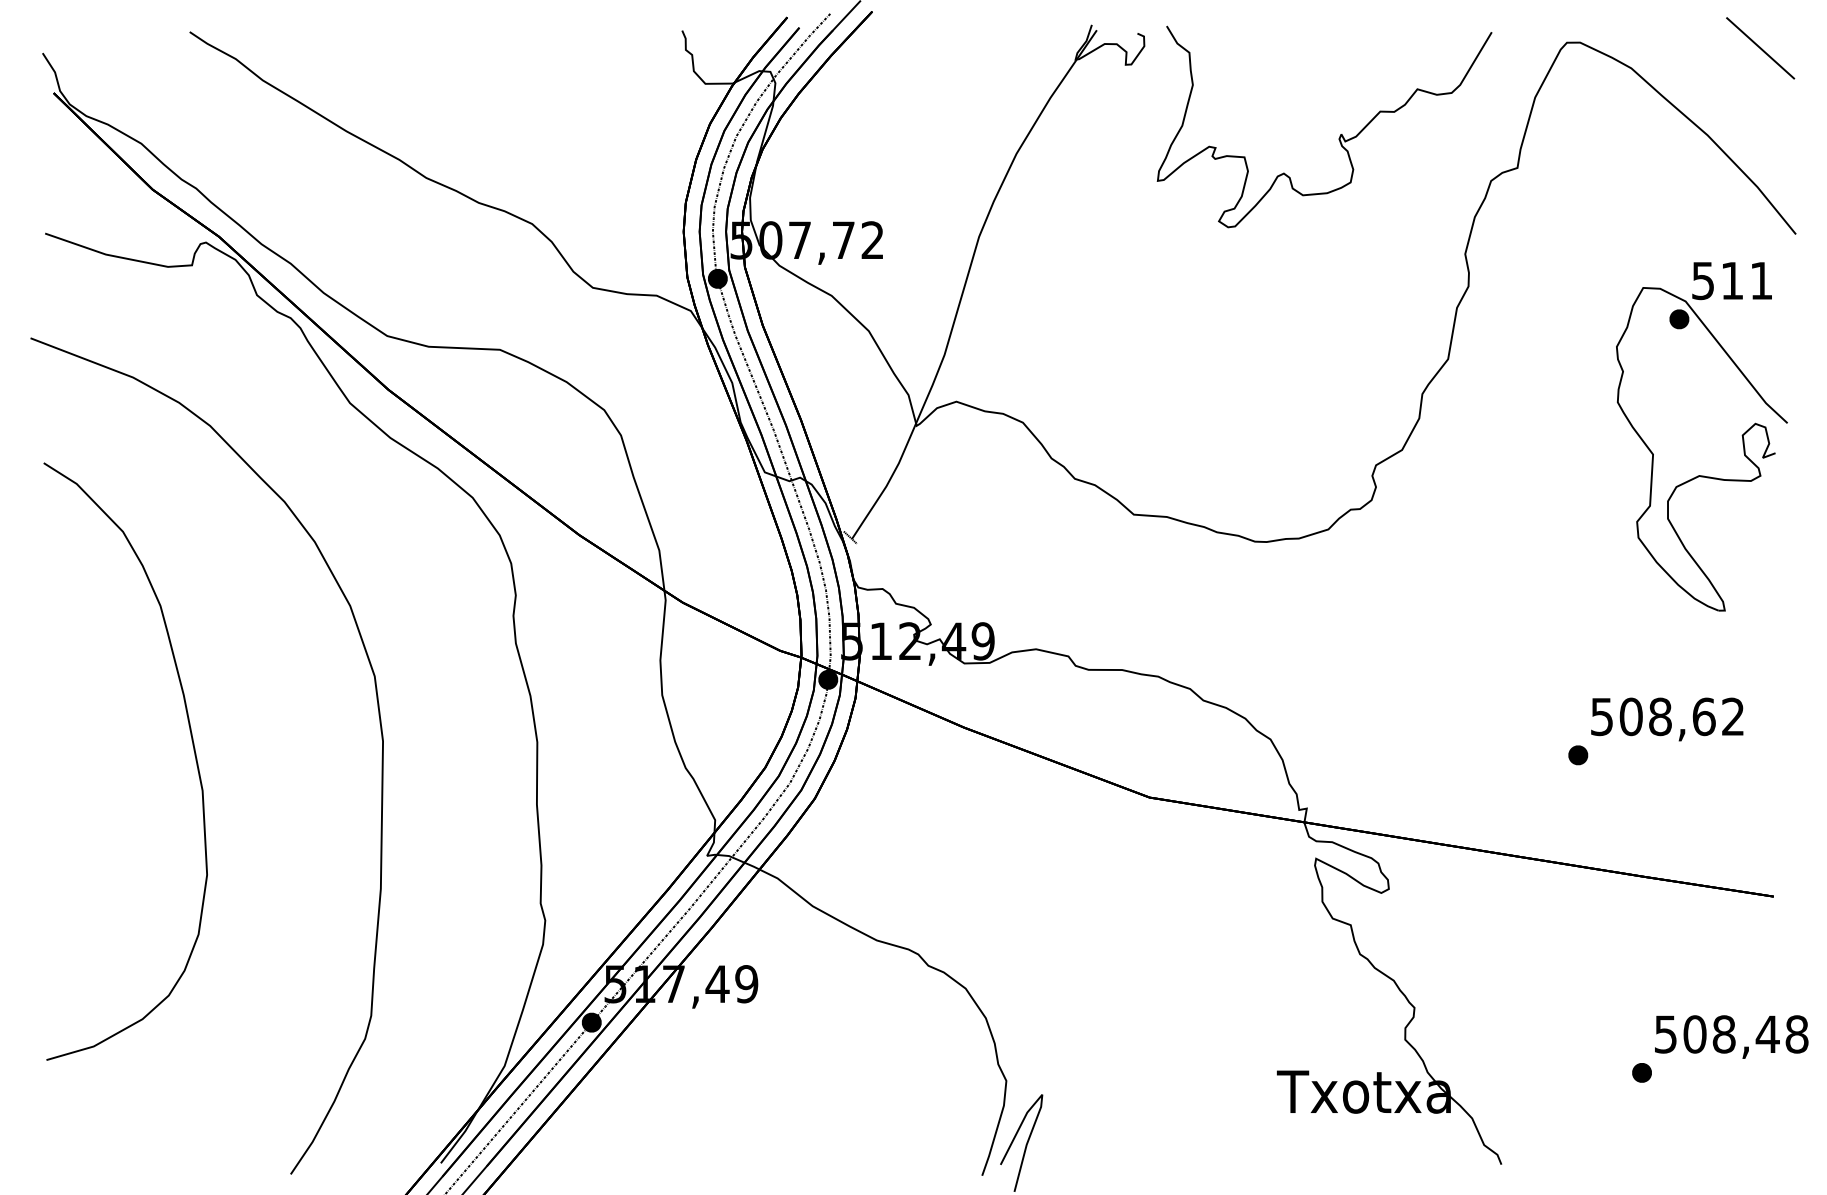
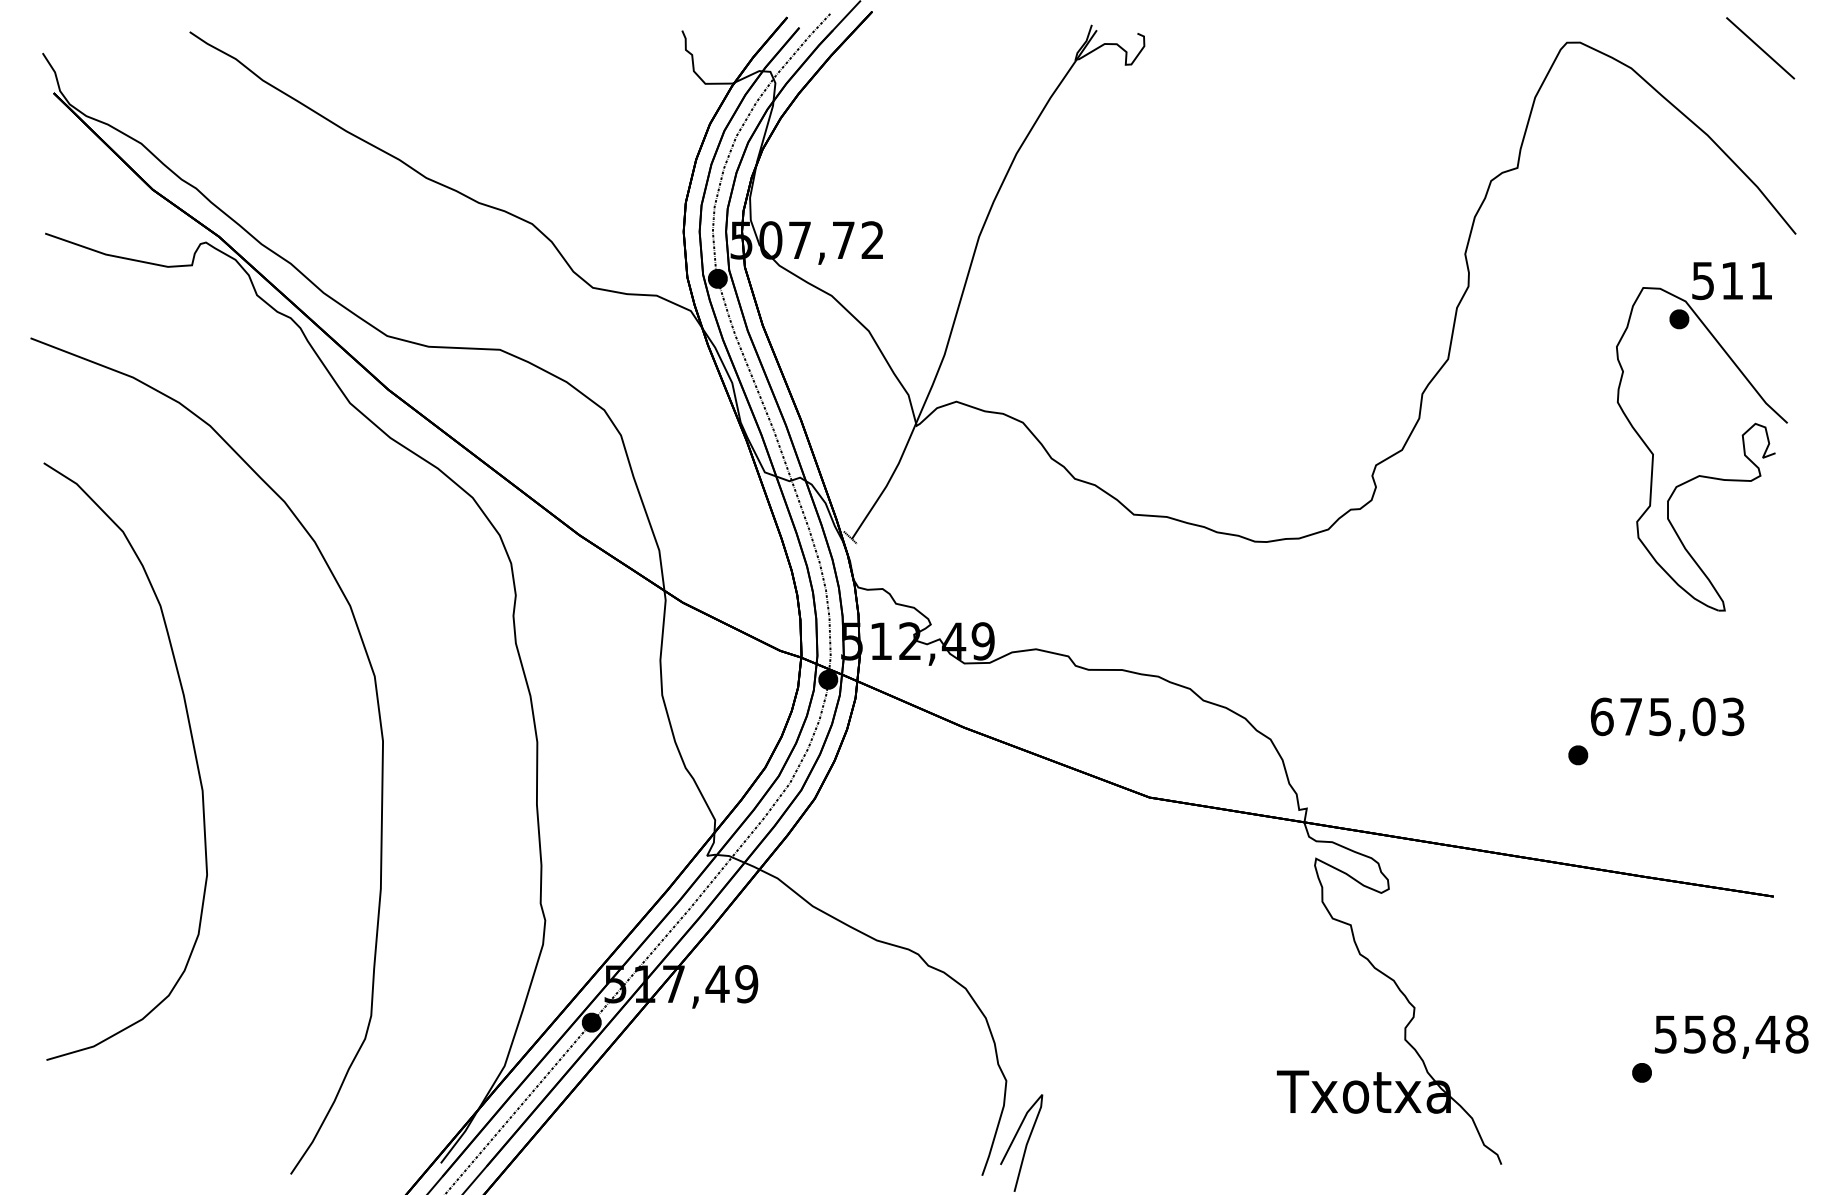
curve: present -> none (1340, 134)
text: 508,62 -> 675,03 (1667, 716)
text: 508,48 -> 558,48 (1694, 1034)
